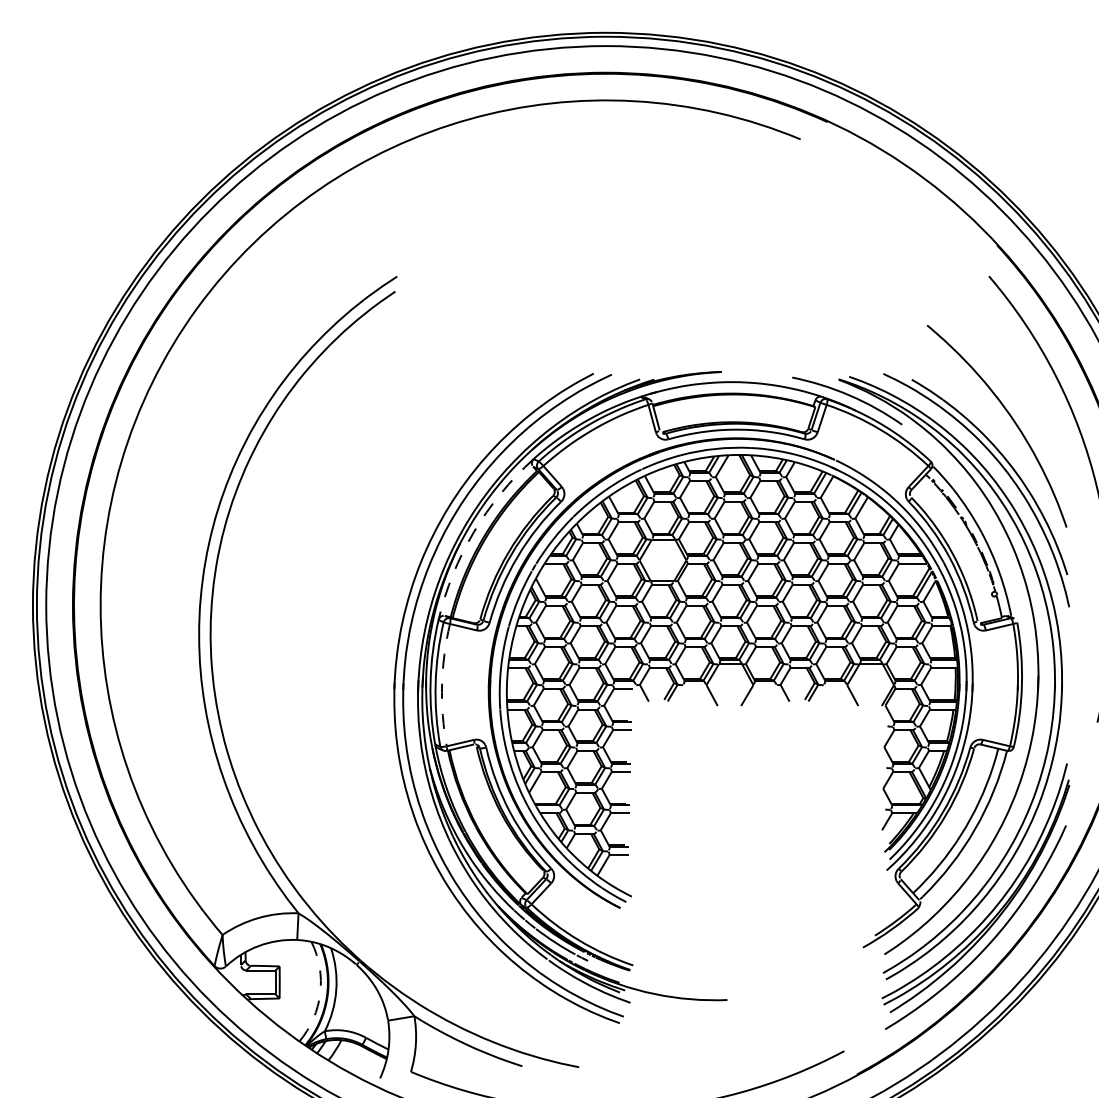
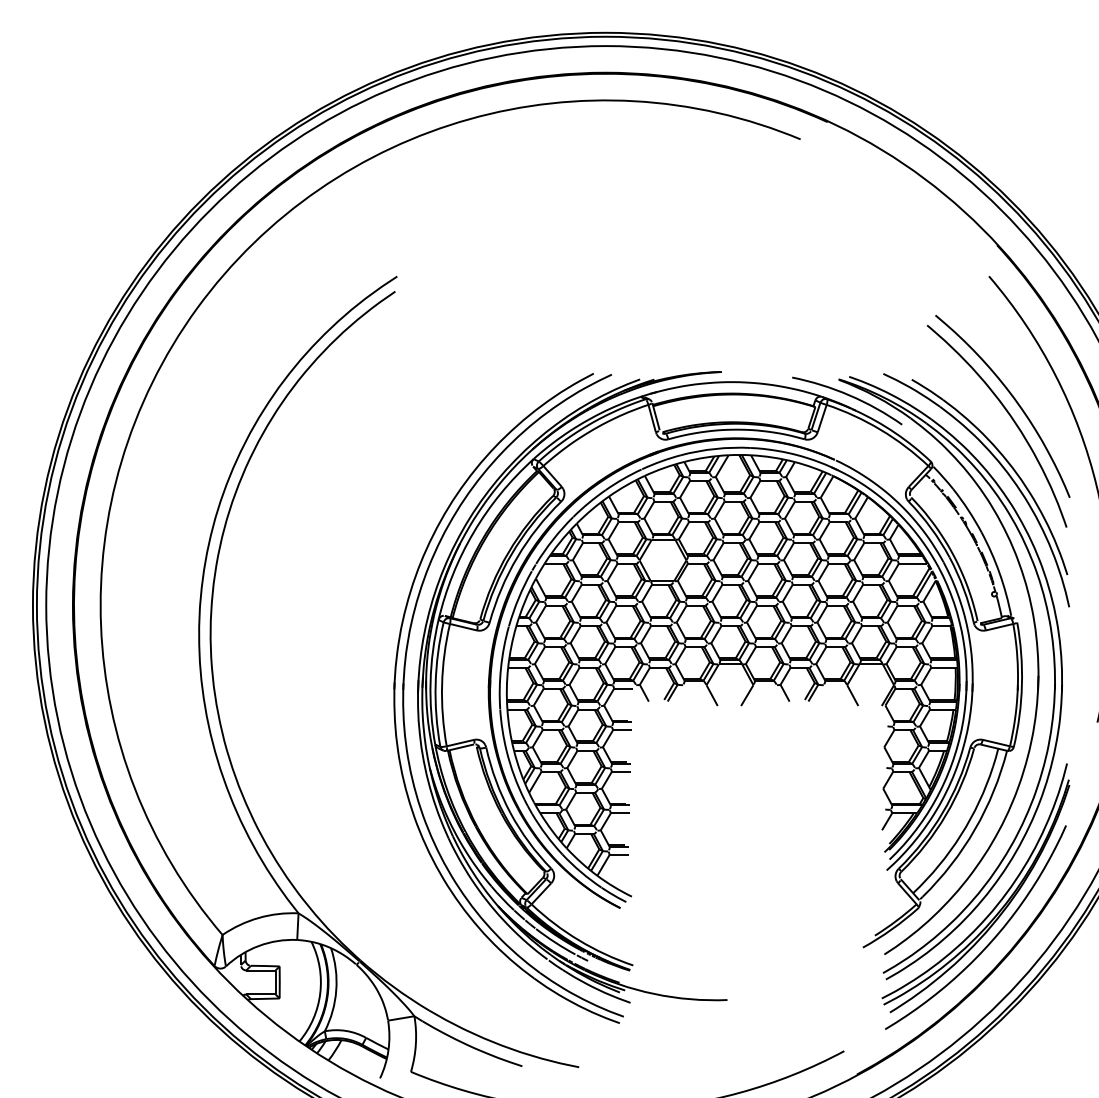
curve: none -> present (1013, 399)
line: dashed -> solid (473, 532)
line: dashed -> solid (442, 684)
line: dashed -> solid (320, 993)
